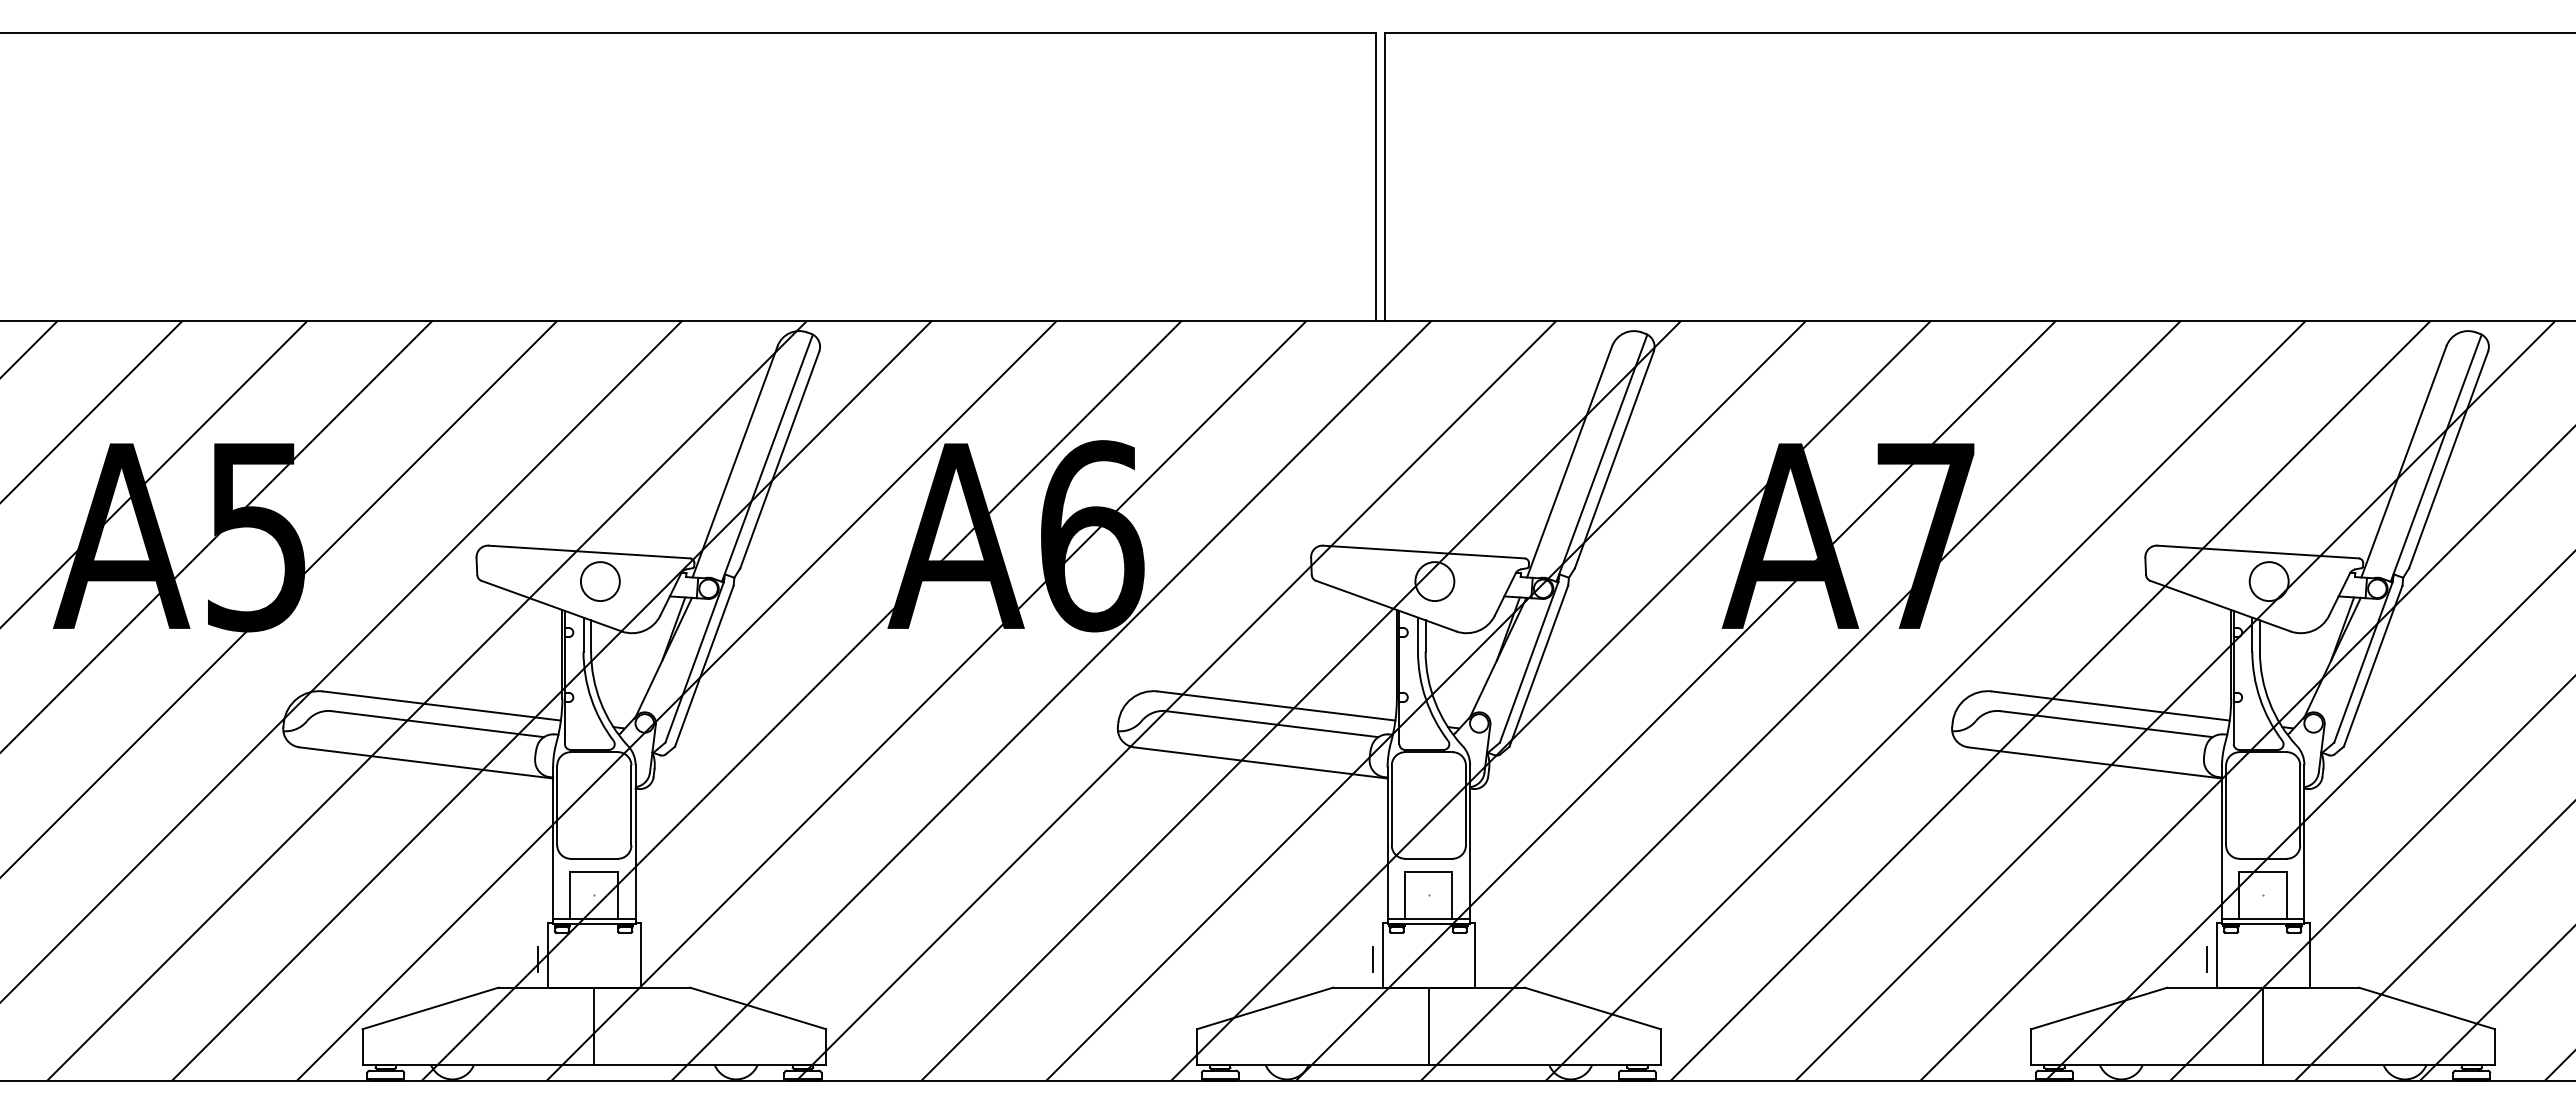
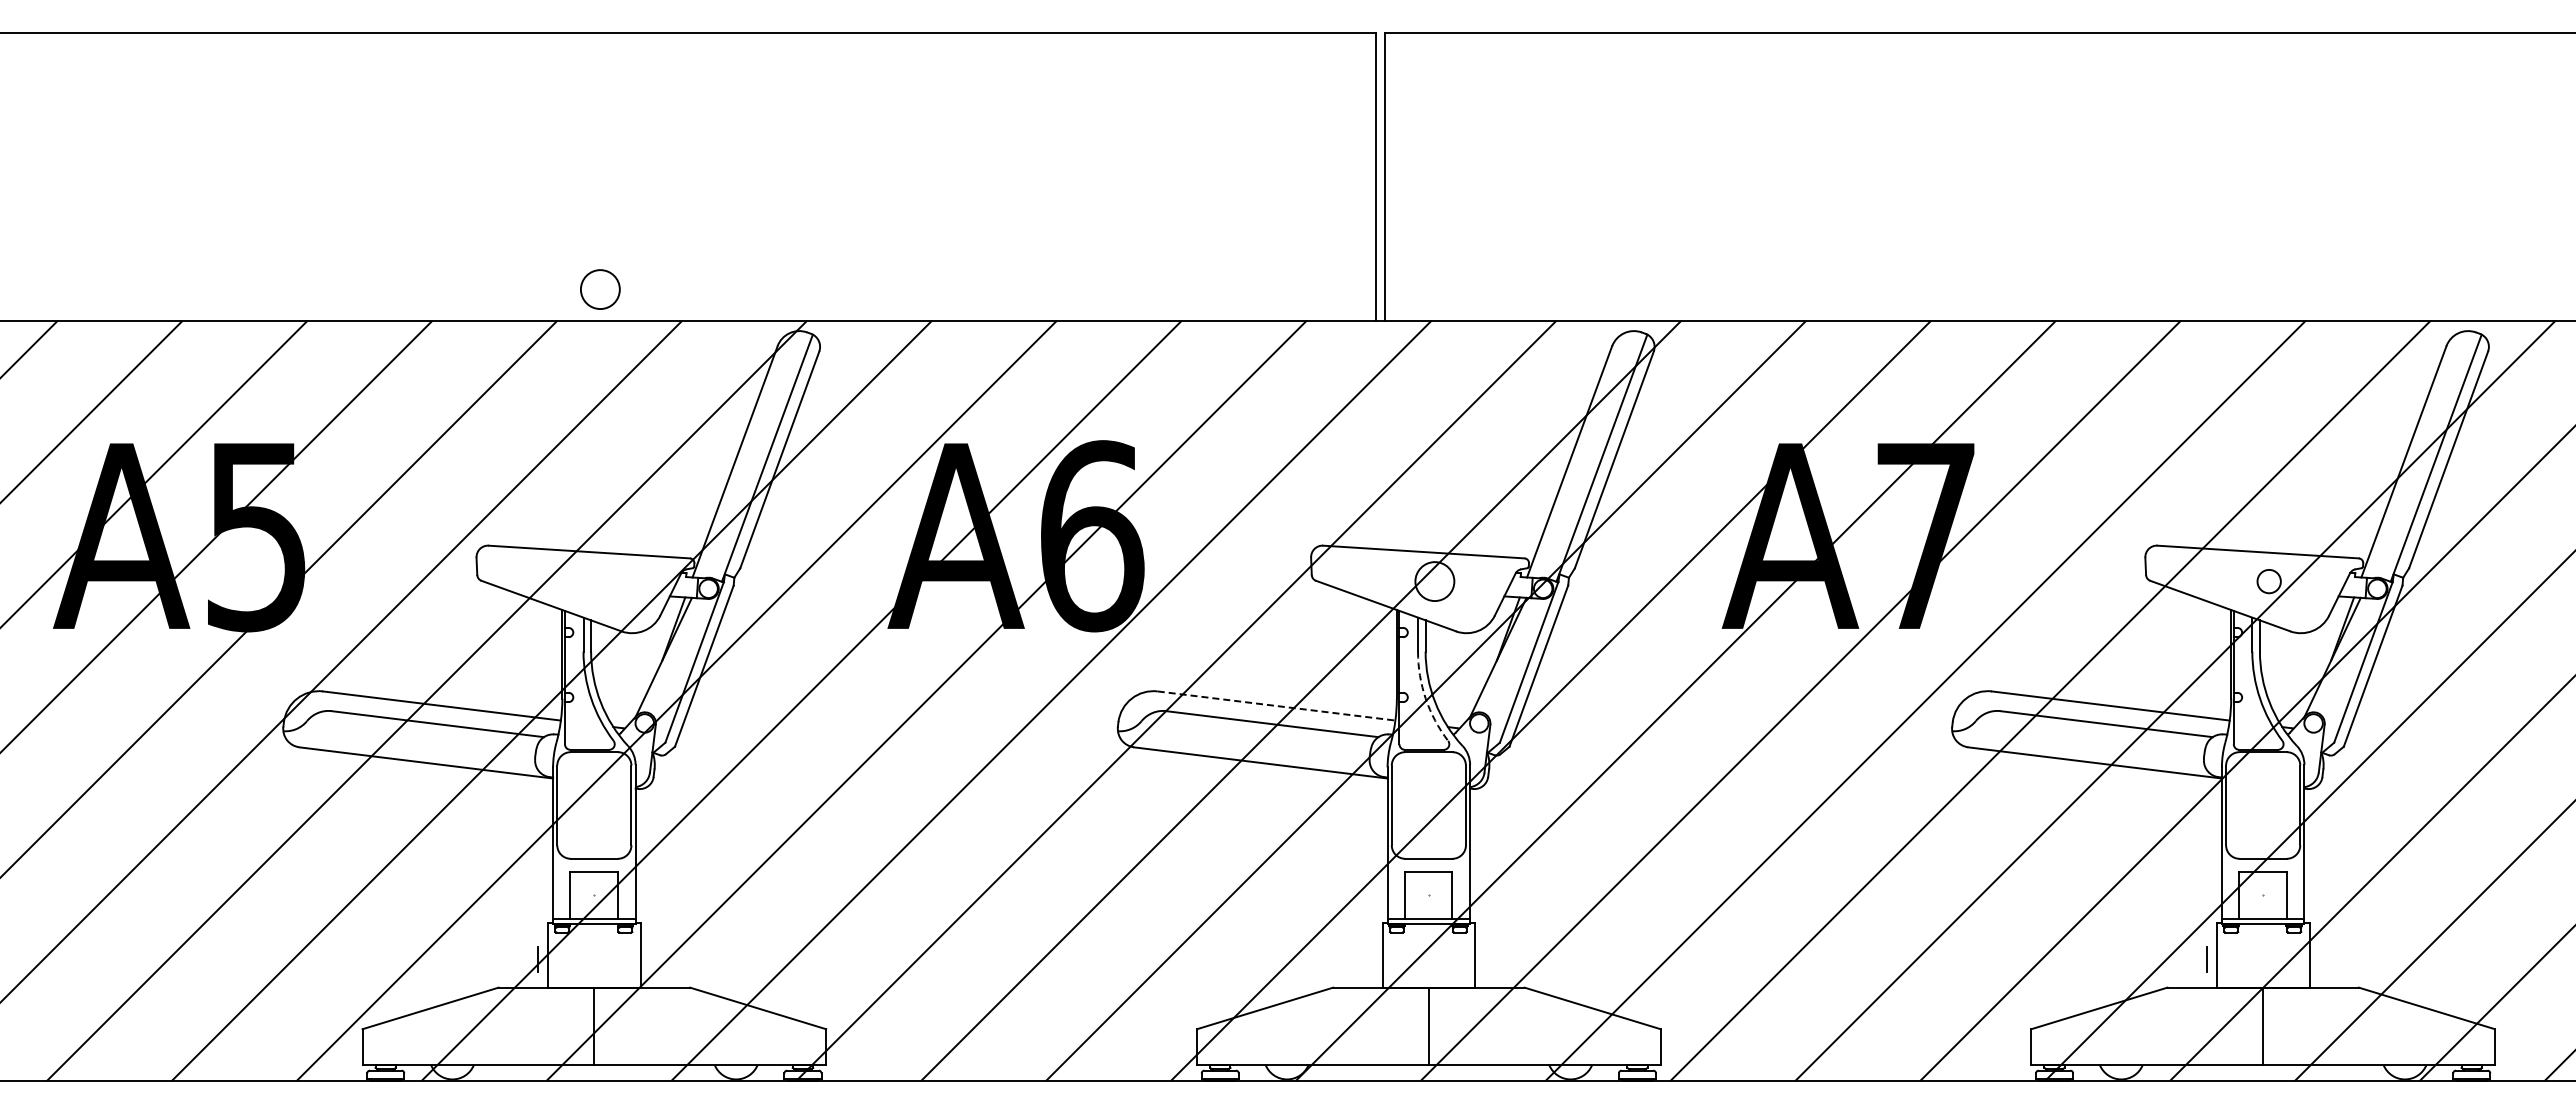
circle position: (600, 581) -> (600, 289) (600, 289)
circle diameter: 39 px -> 23 px (2268, 581)
arc: solid -> dashed (1425, 698)
line: solid -> dashed (1276, 706)
line: present -> none (1373, 959)
